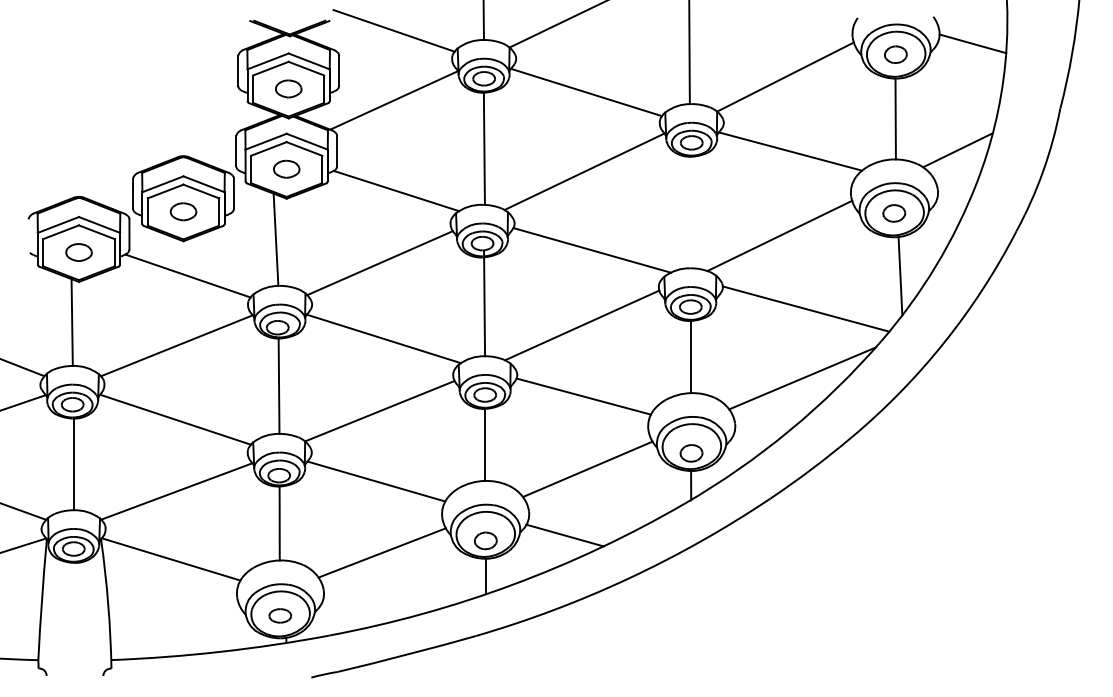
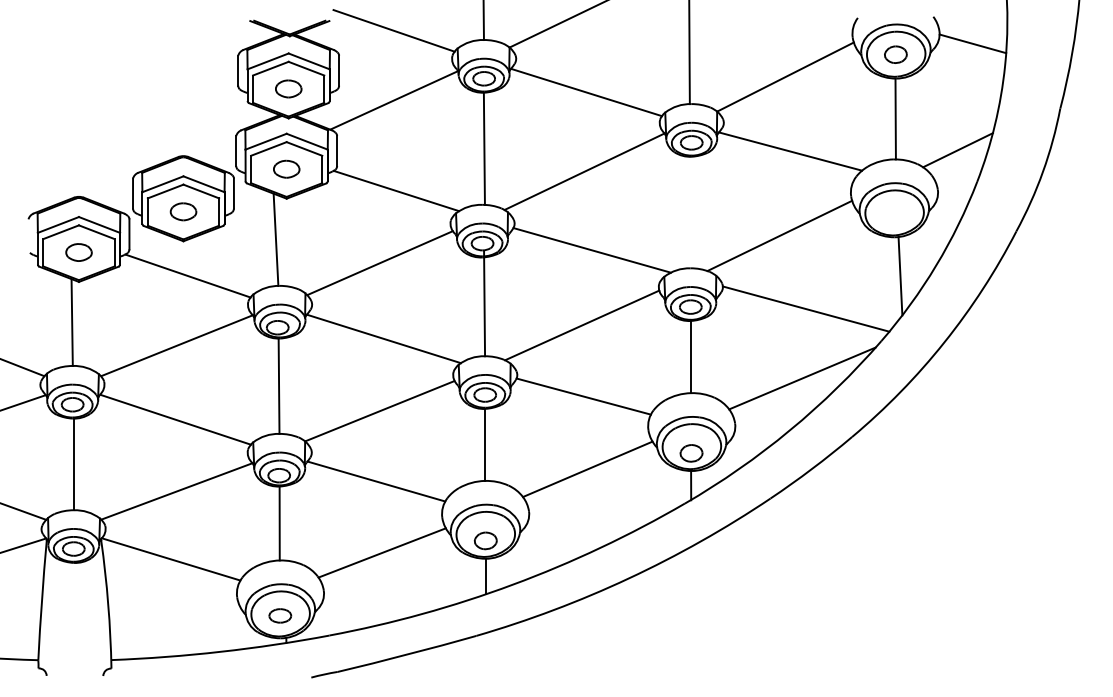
part: present -> none (894, 213)
line: present -> none (564, 535)
